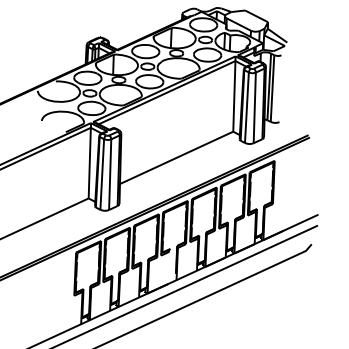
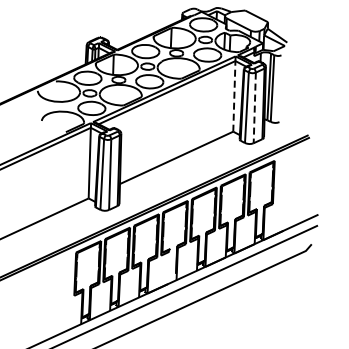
line: solid -> dashed (234, 95)
line: solid -> dashed (254, 108)
